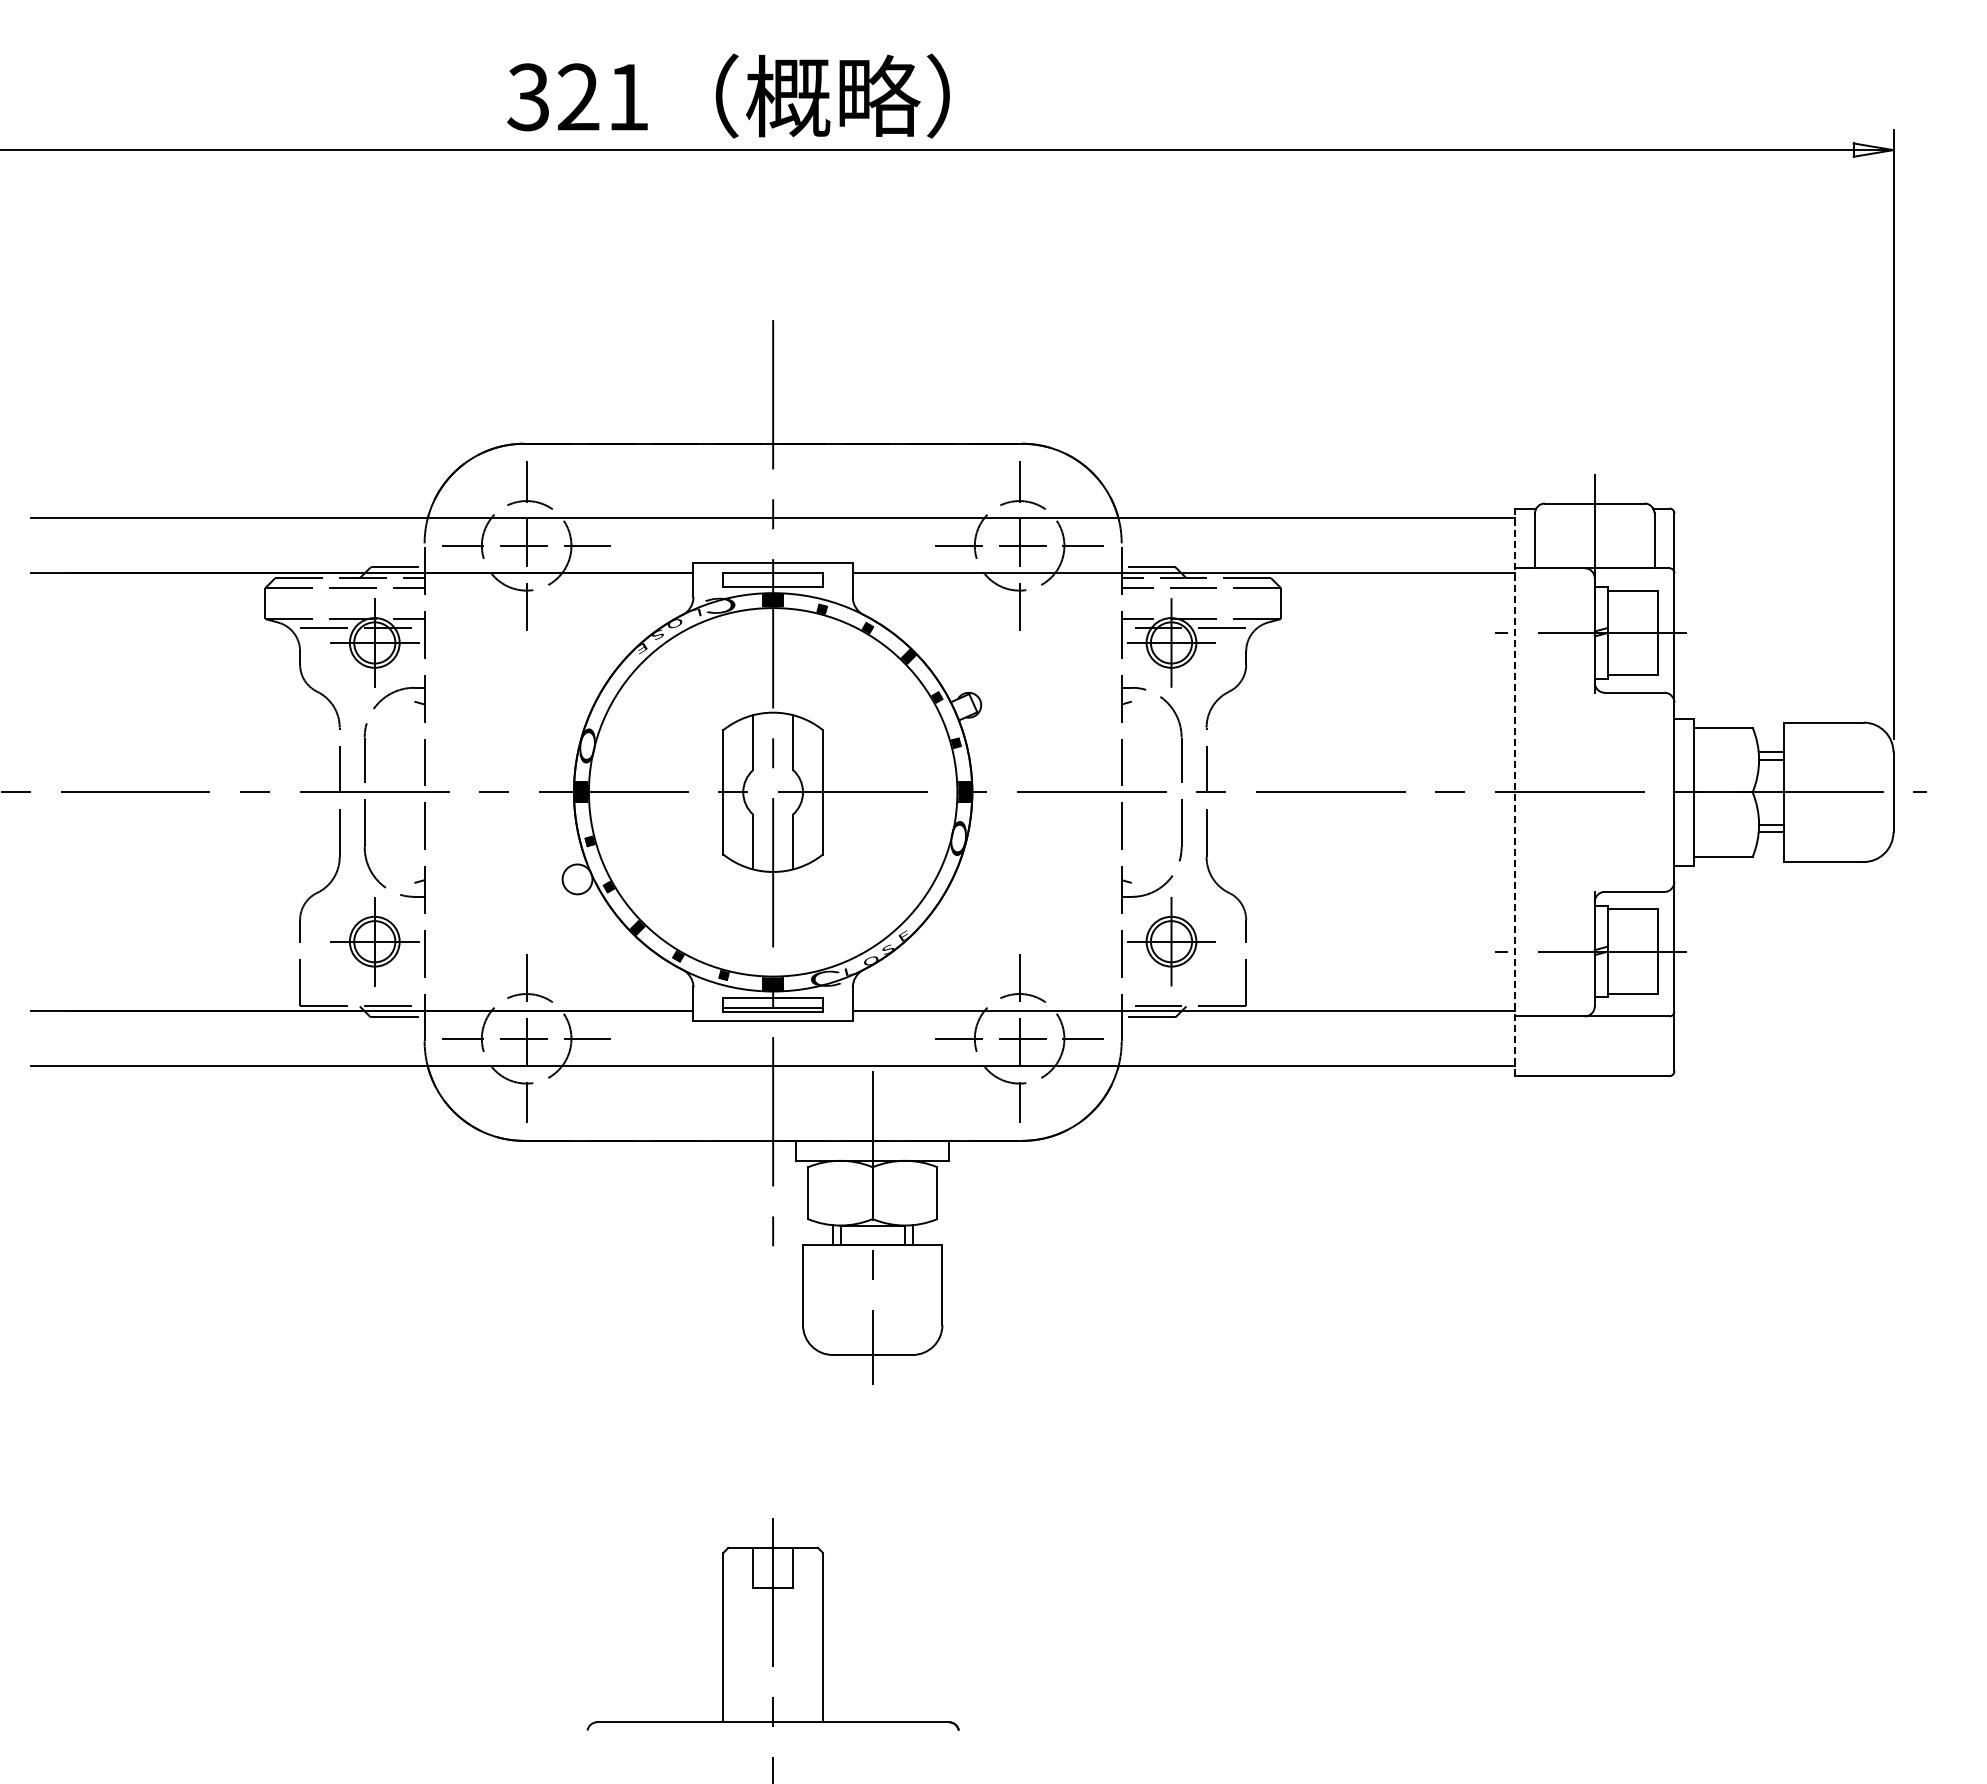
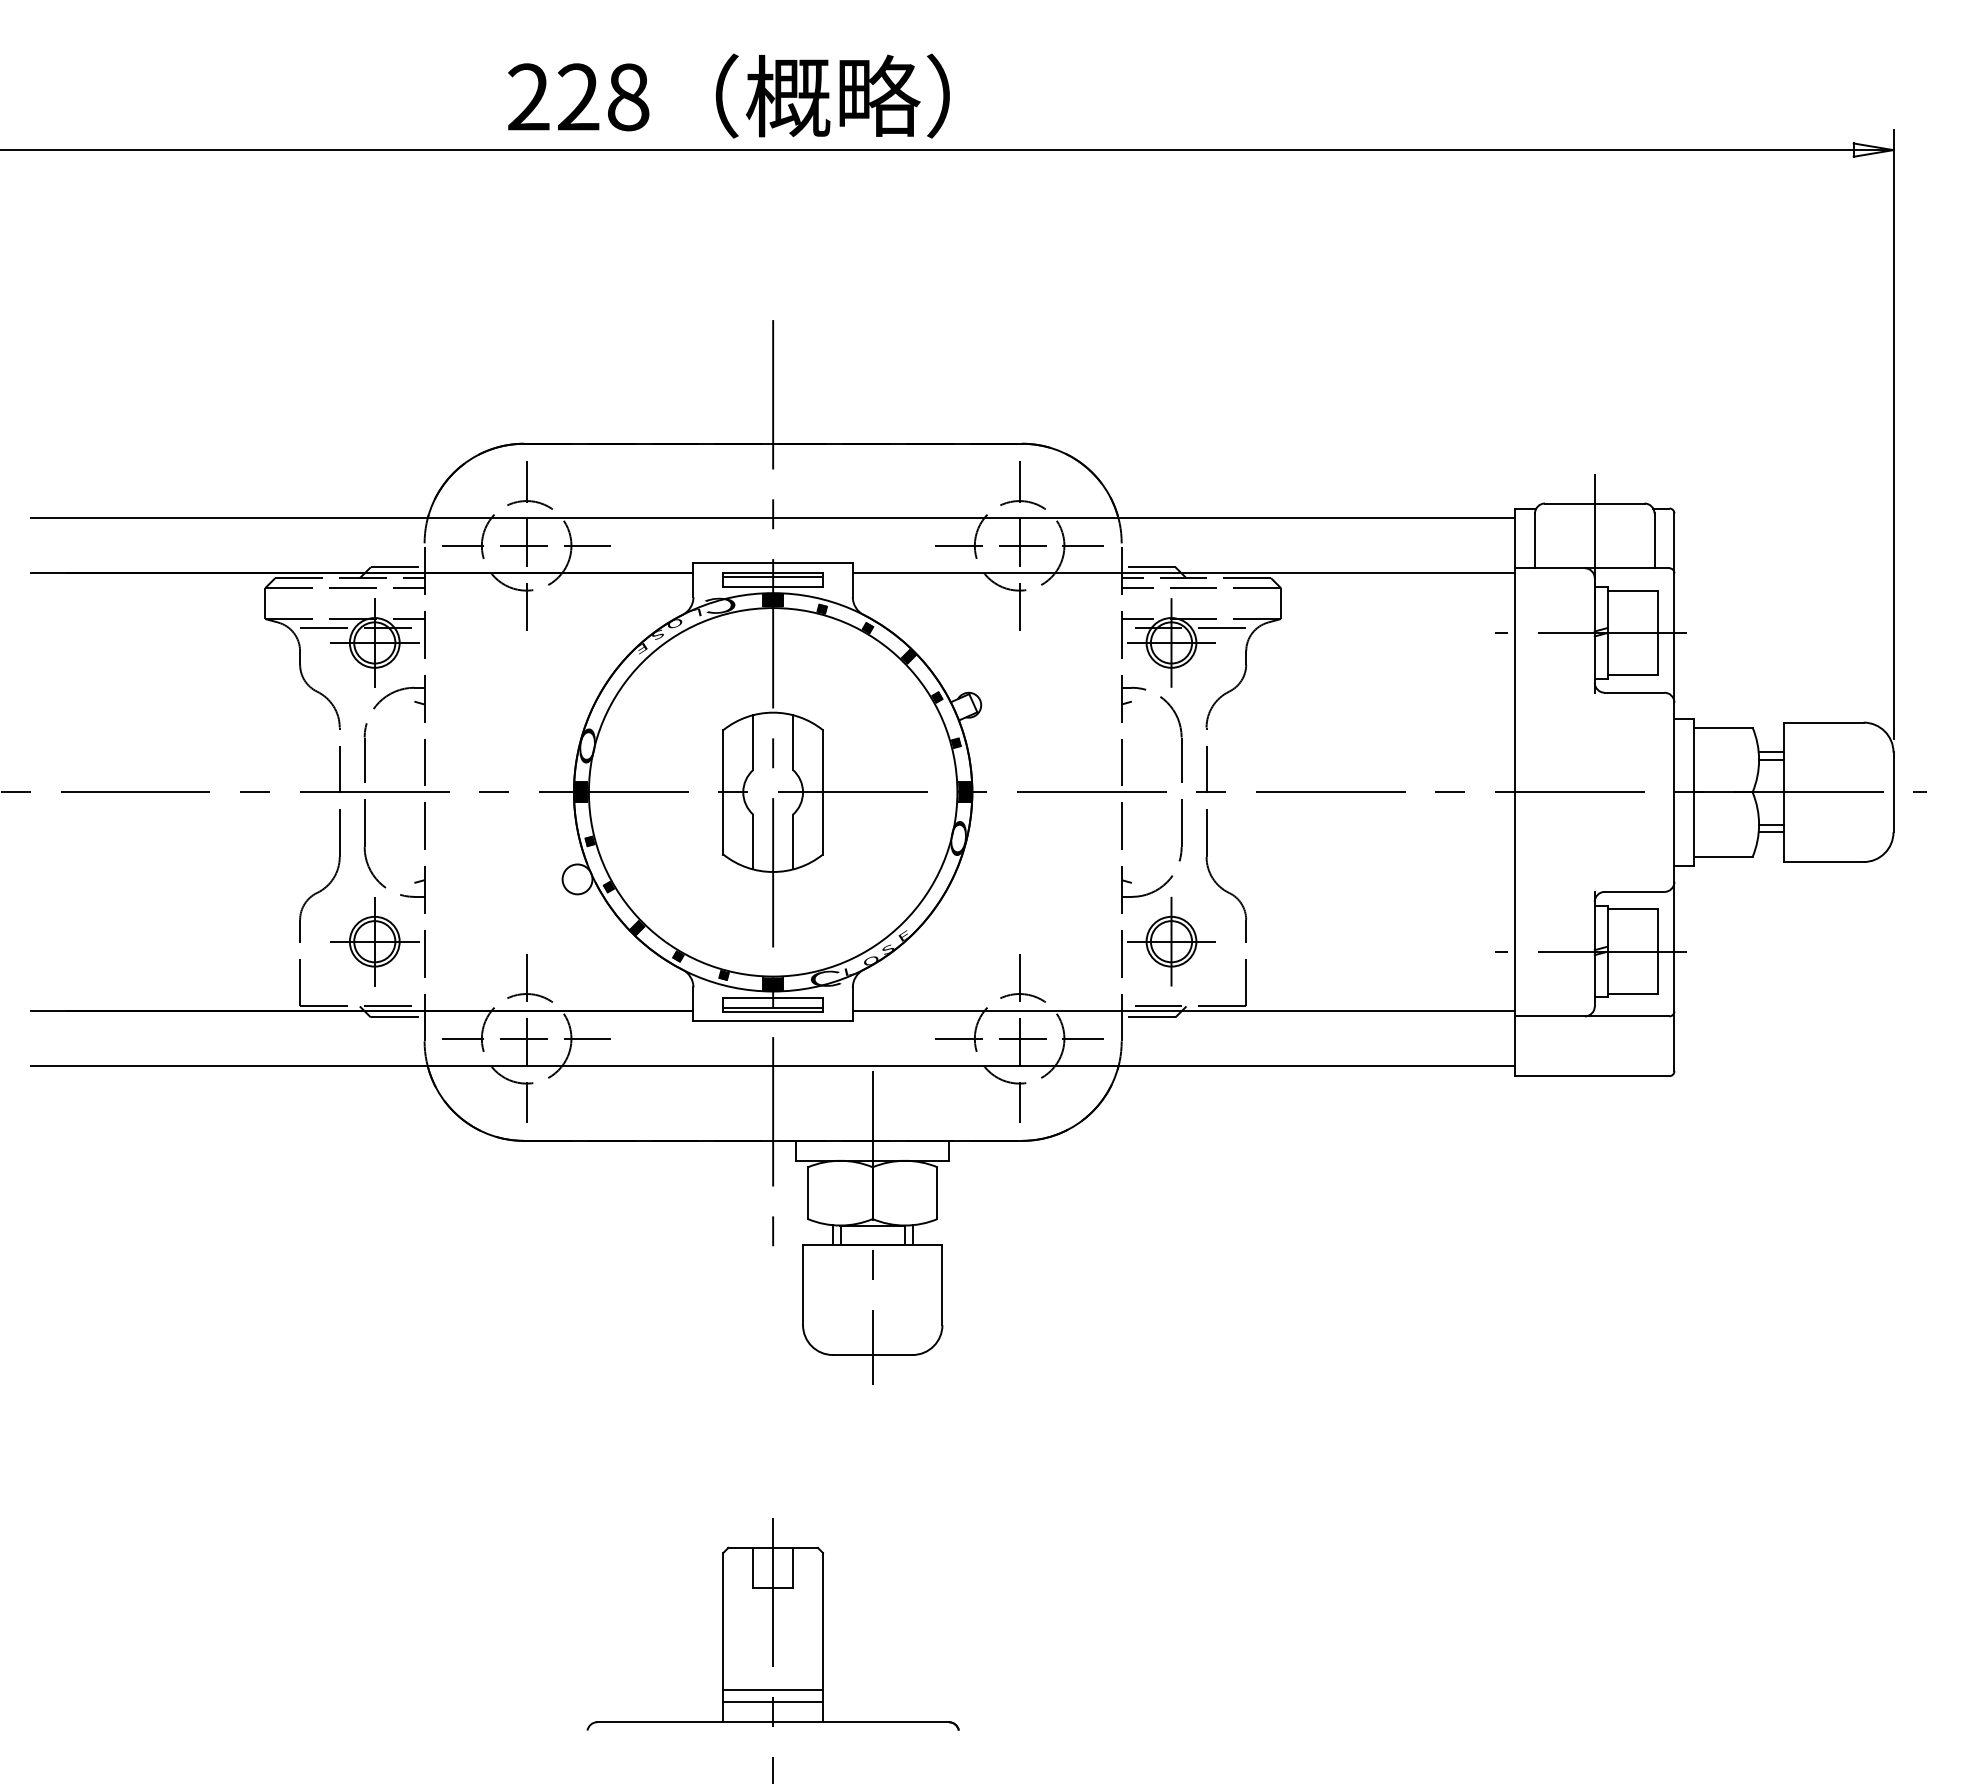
text: 321 -> 228 (578, 97)
line: none -> present (772, 576)
line: dashed -> solid (1515, 792)
line: none -> present (772, 1690)
line: none -> present (772, 1701)
